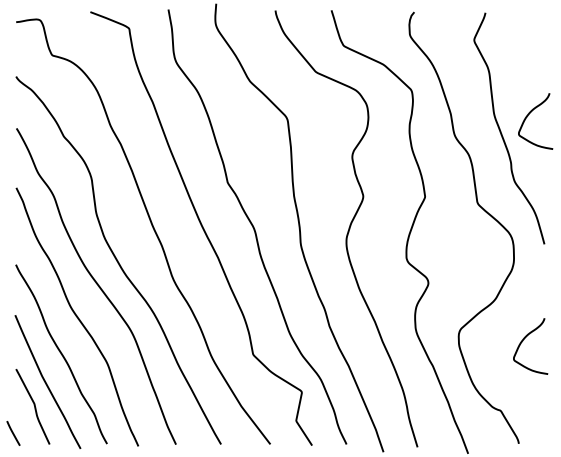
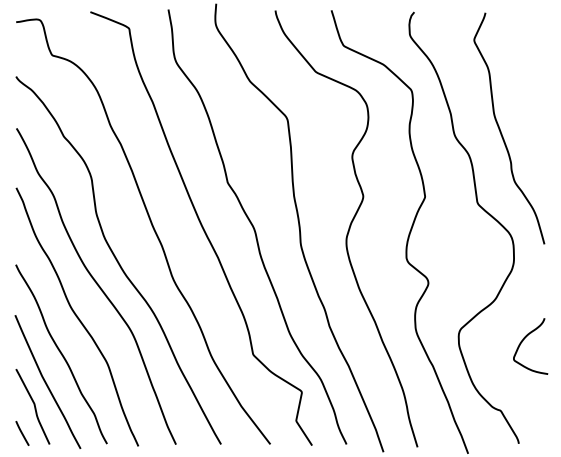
curve: present -> none (528, 116)
line position: (13, 433) -> (22, 433) (22, 433)
